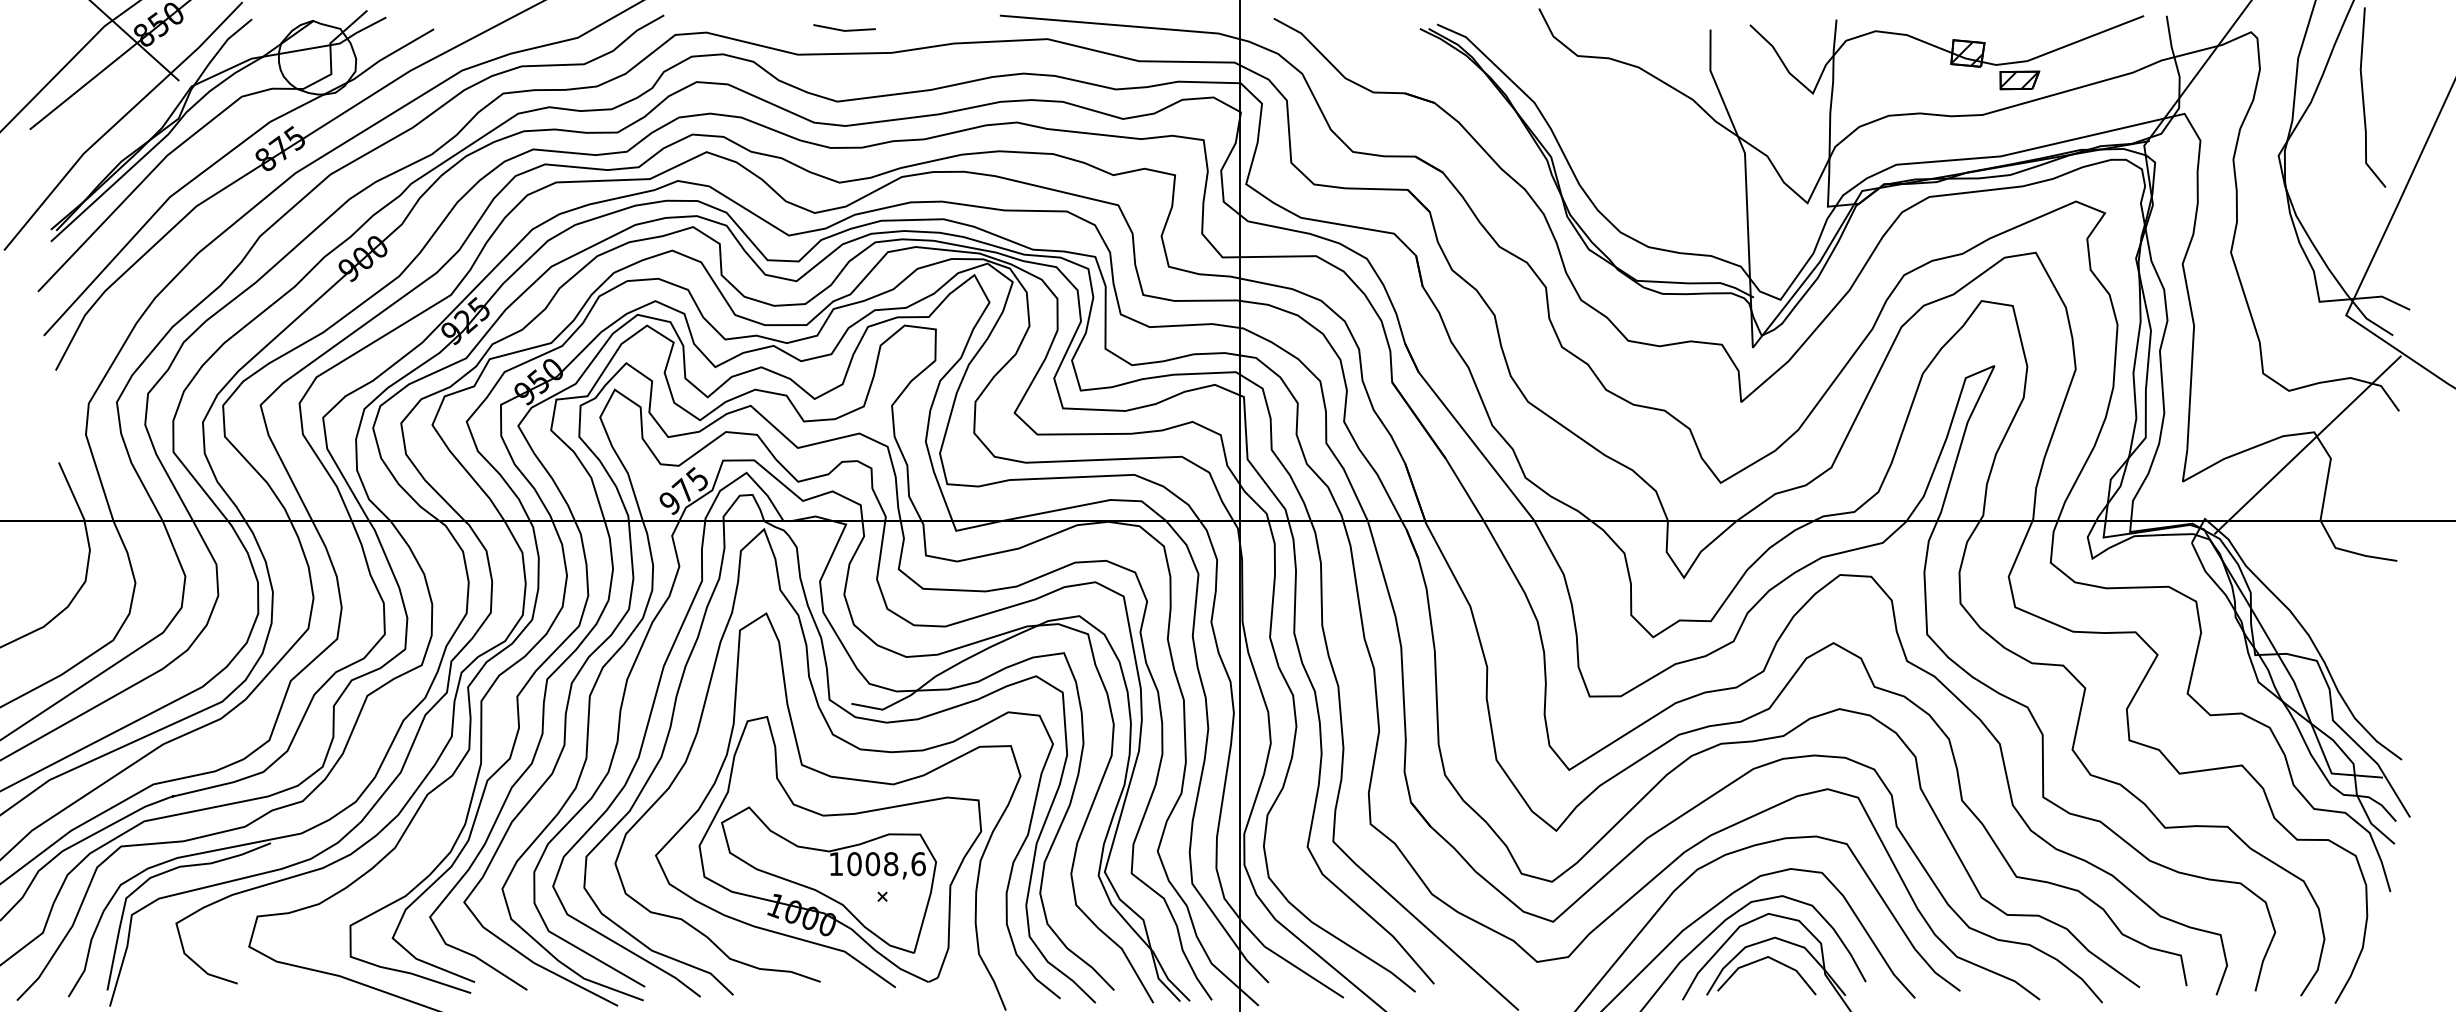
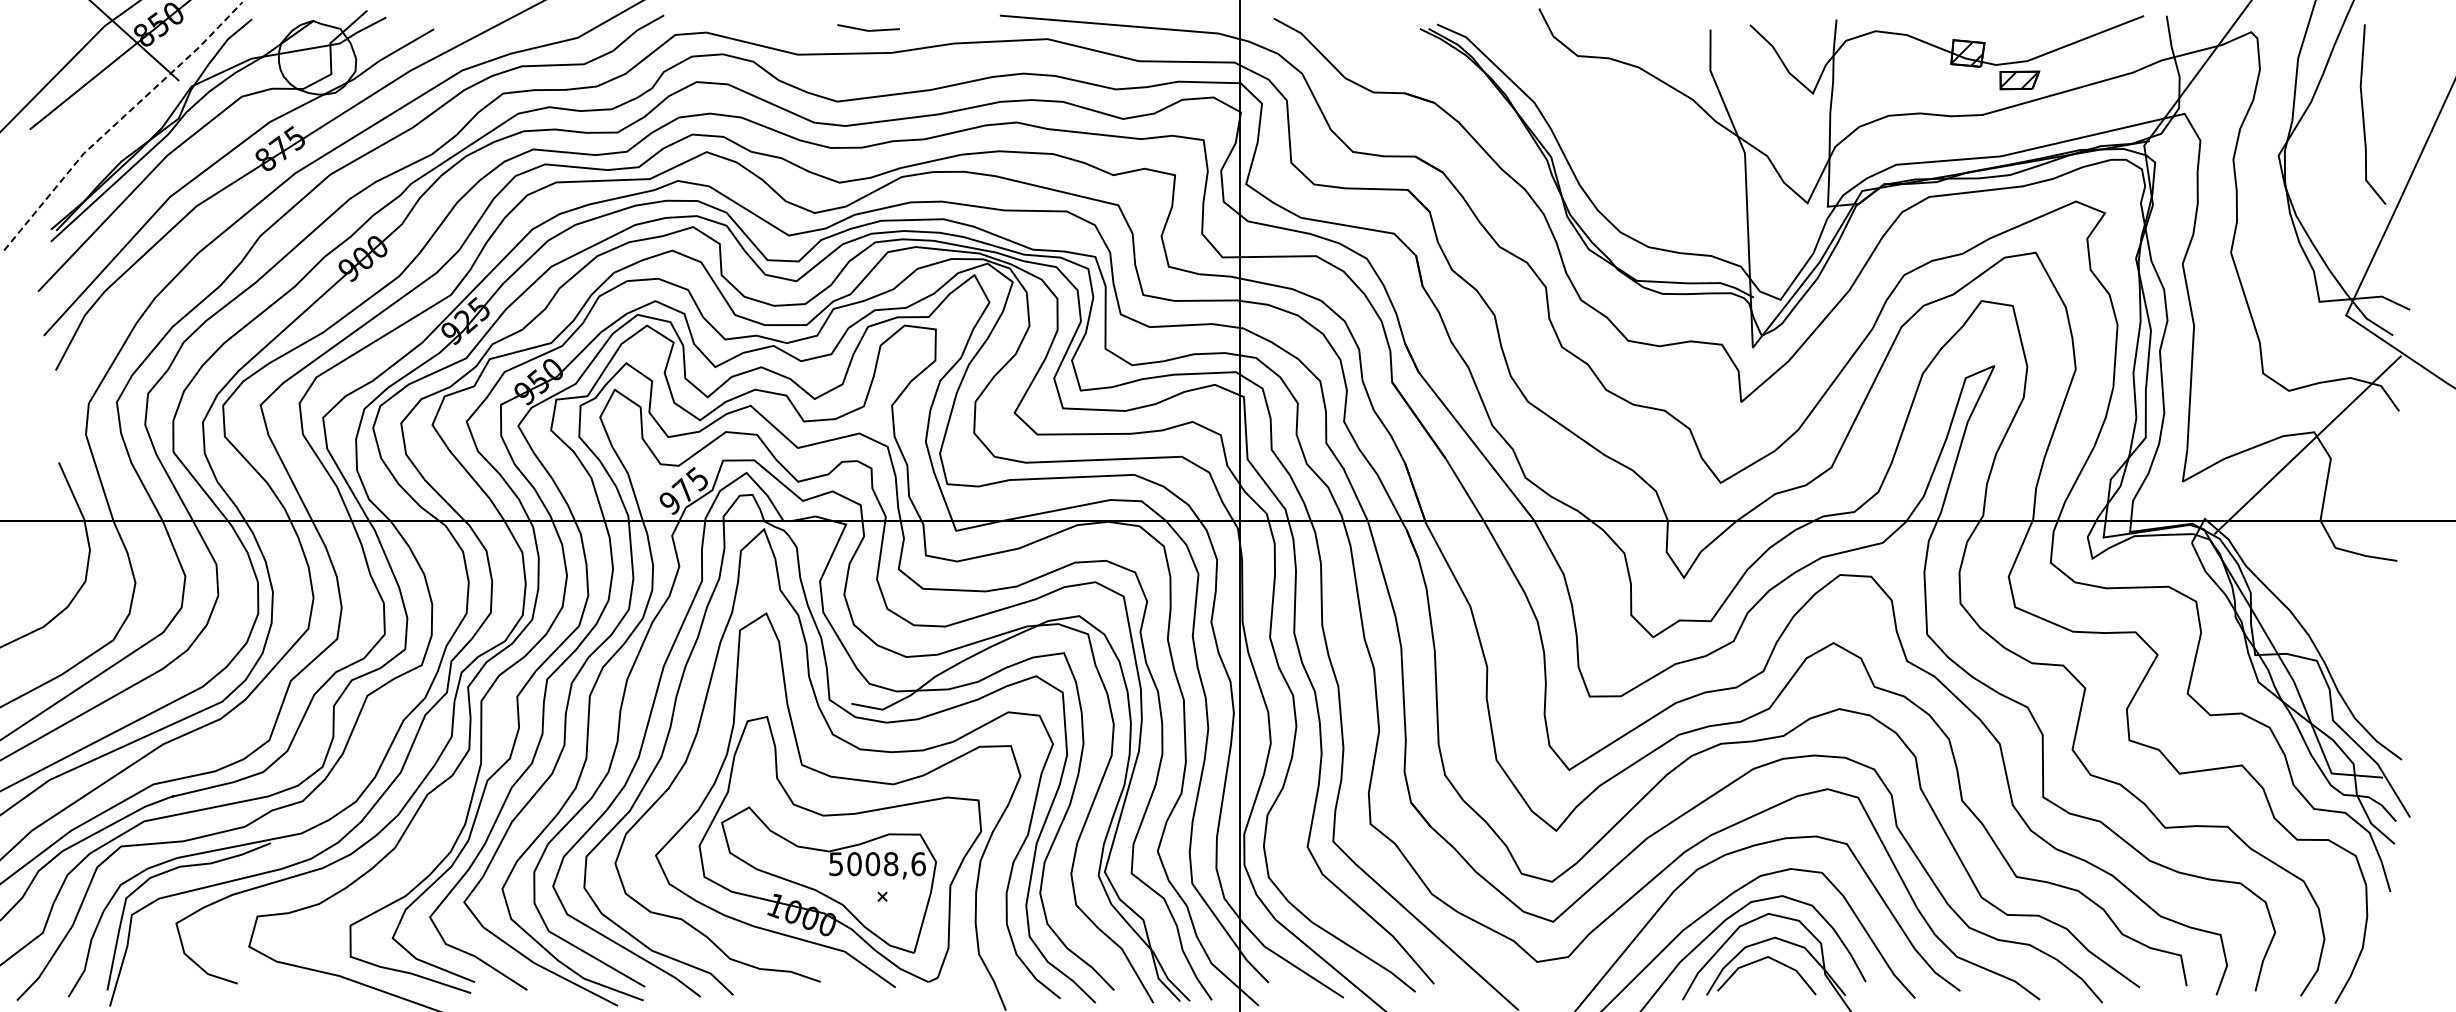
line position: (843, 29) -> (867, 29) (867, 29)
line position: (2364, 99) -> (2364, 116) (2364, 116)
line: solid -> dashed (118, 121)
text: 1008,6 -> 5008,6 (835, 864)
